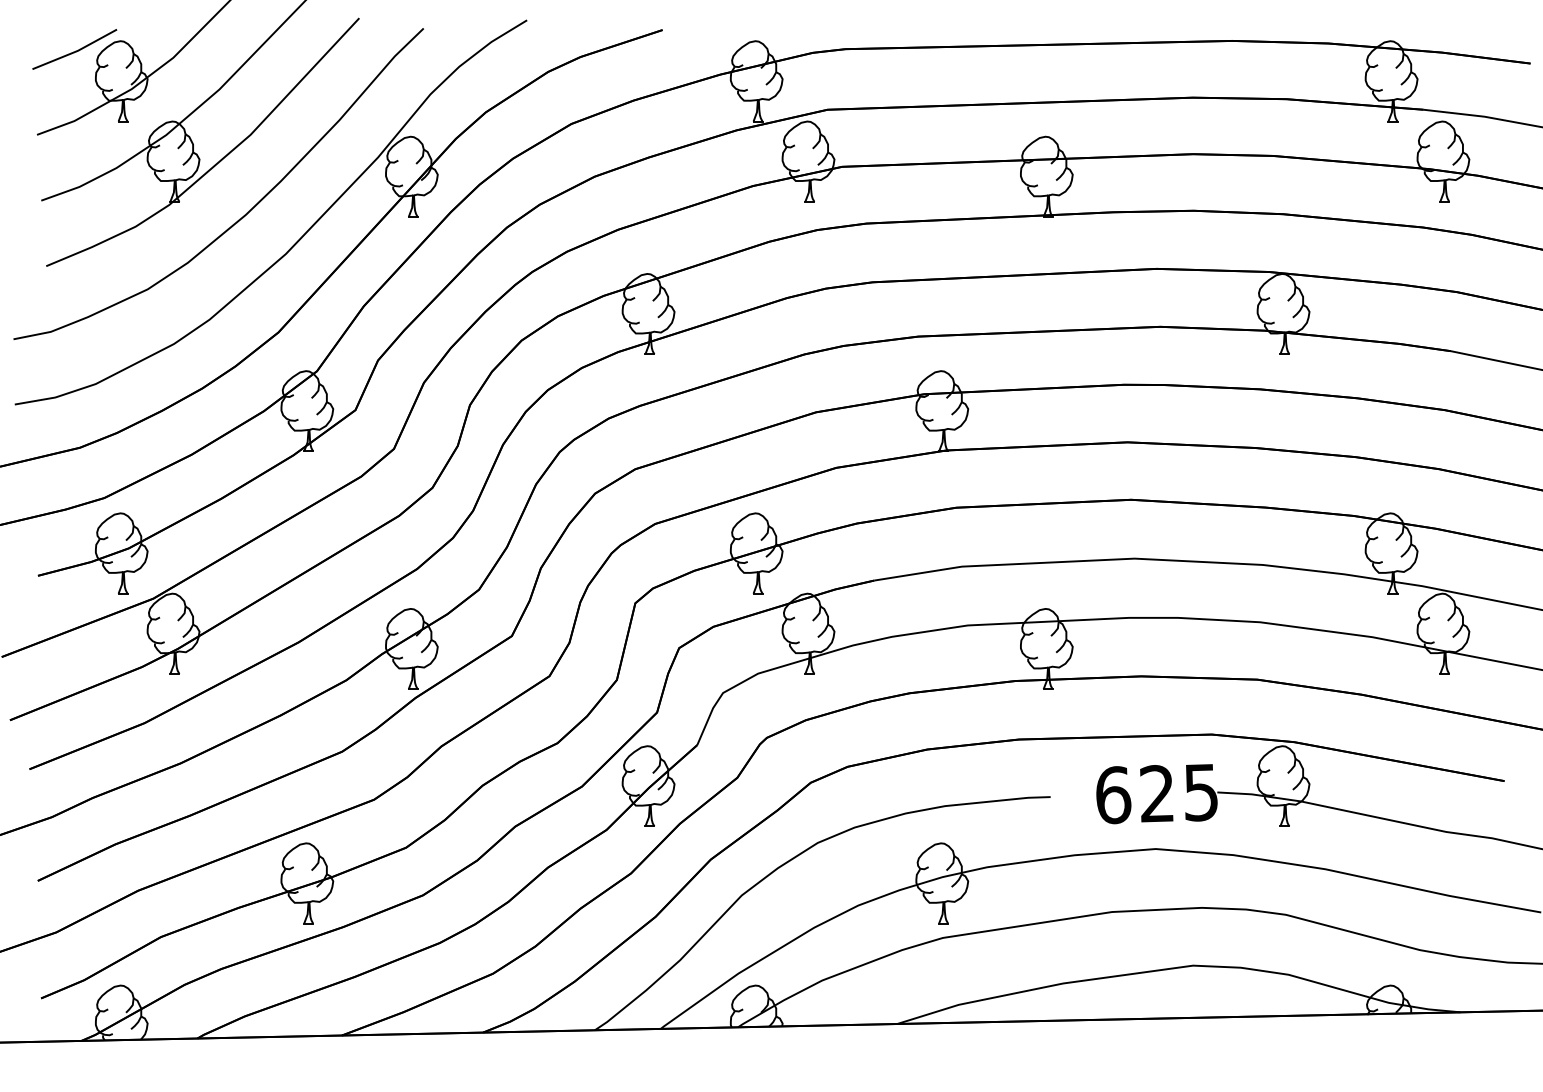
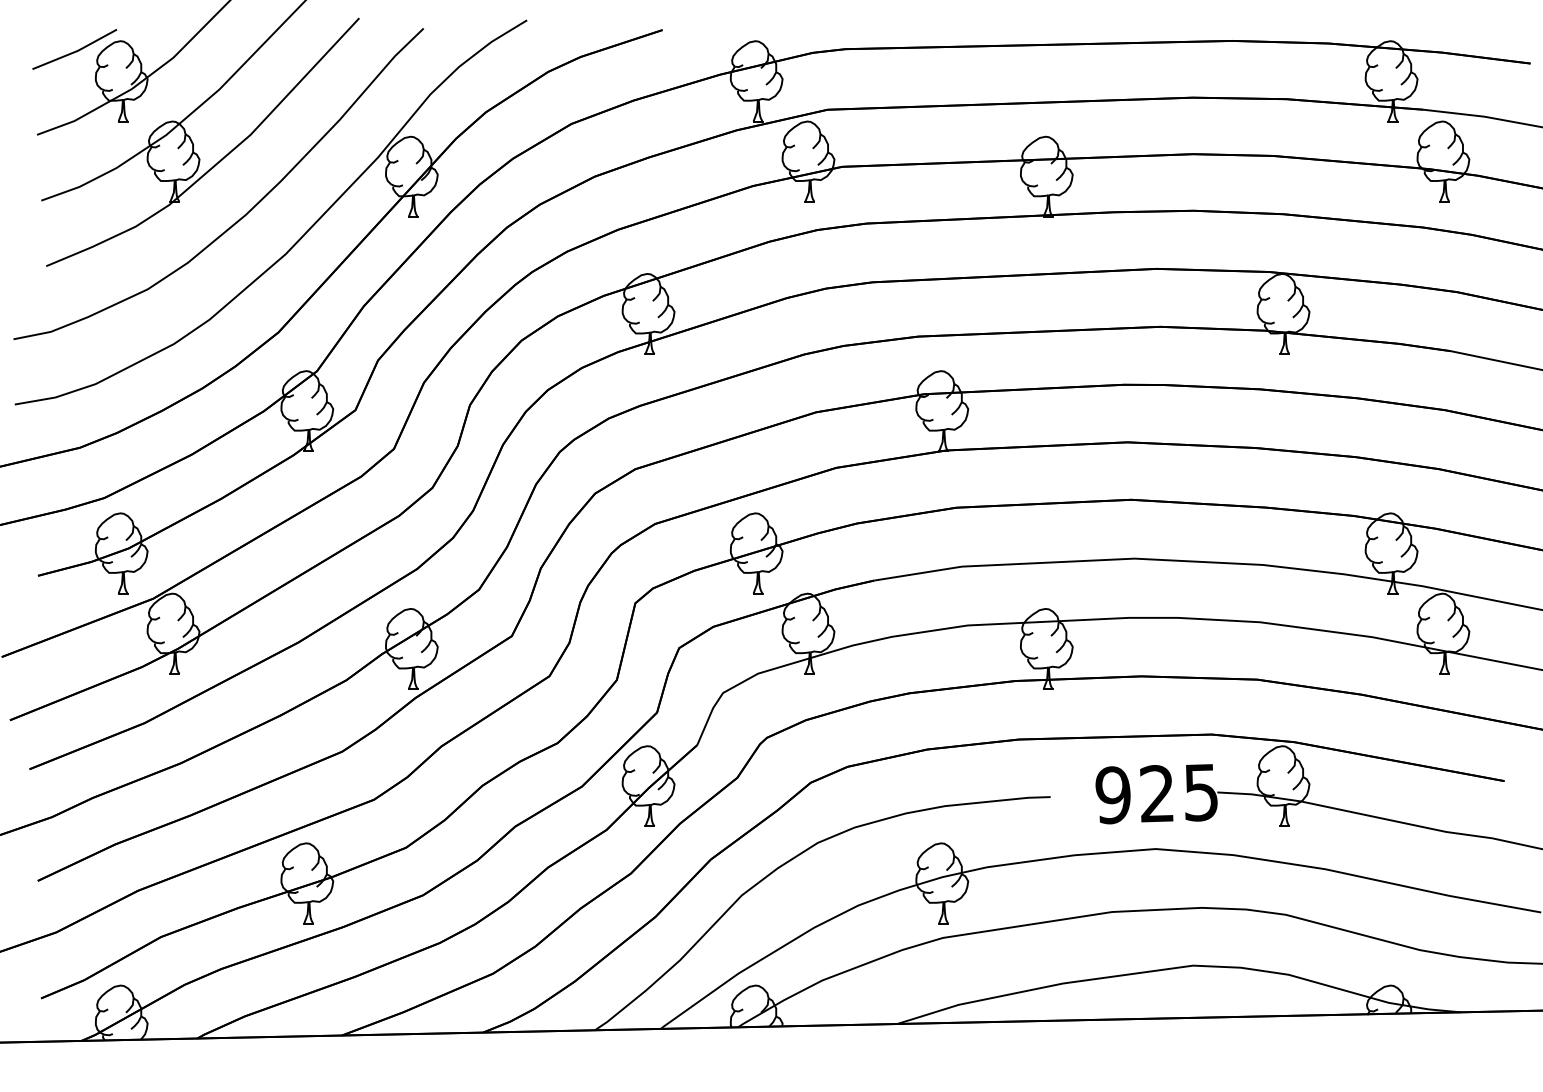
text: 625 -> 925 (1113, 795)
